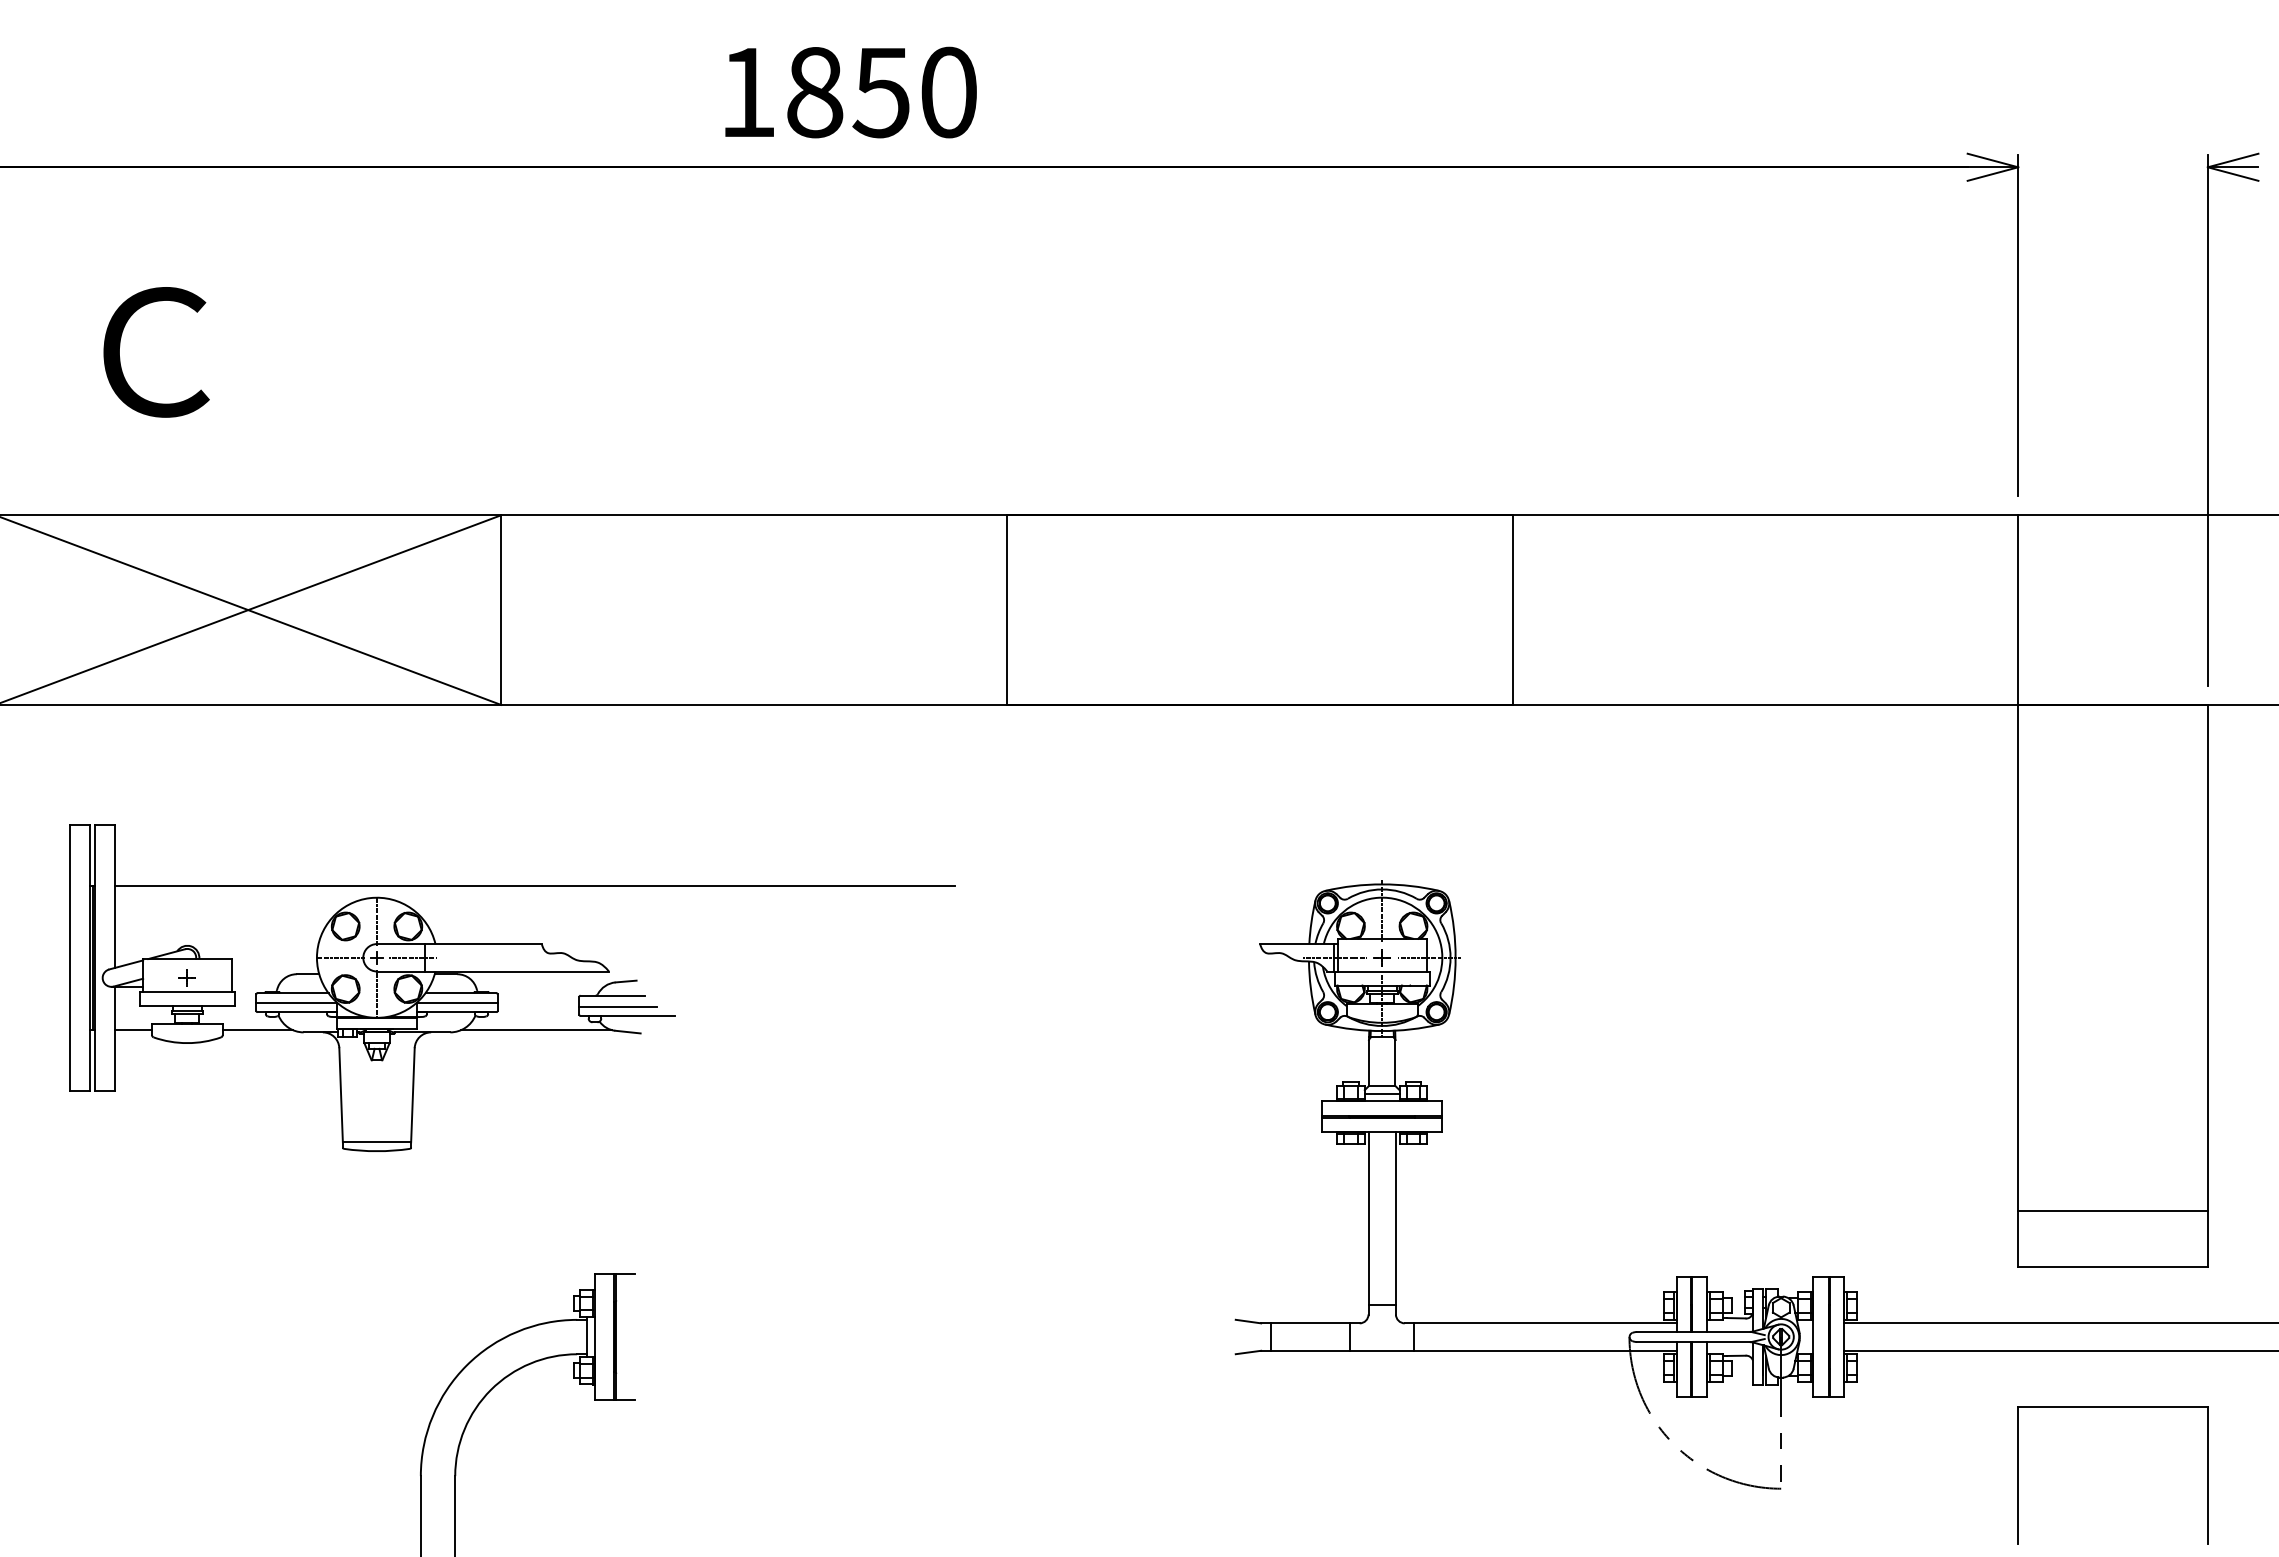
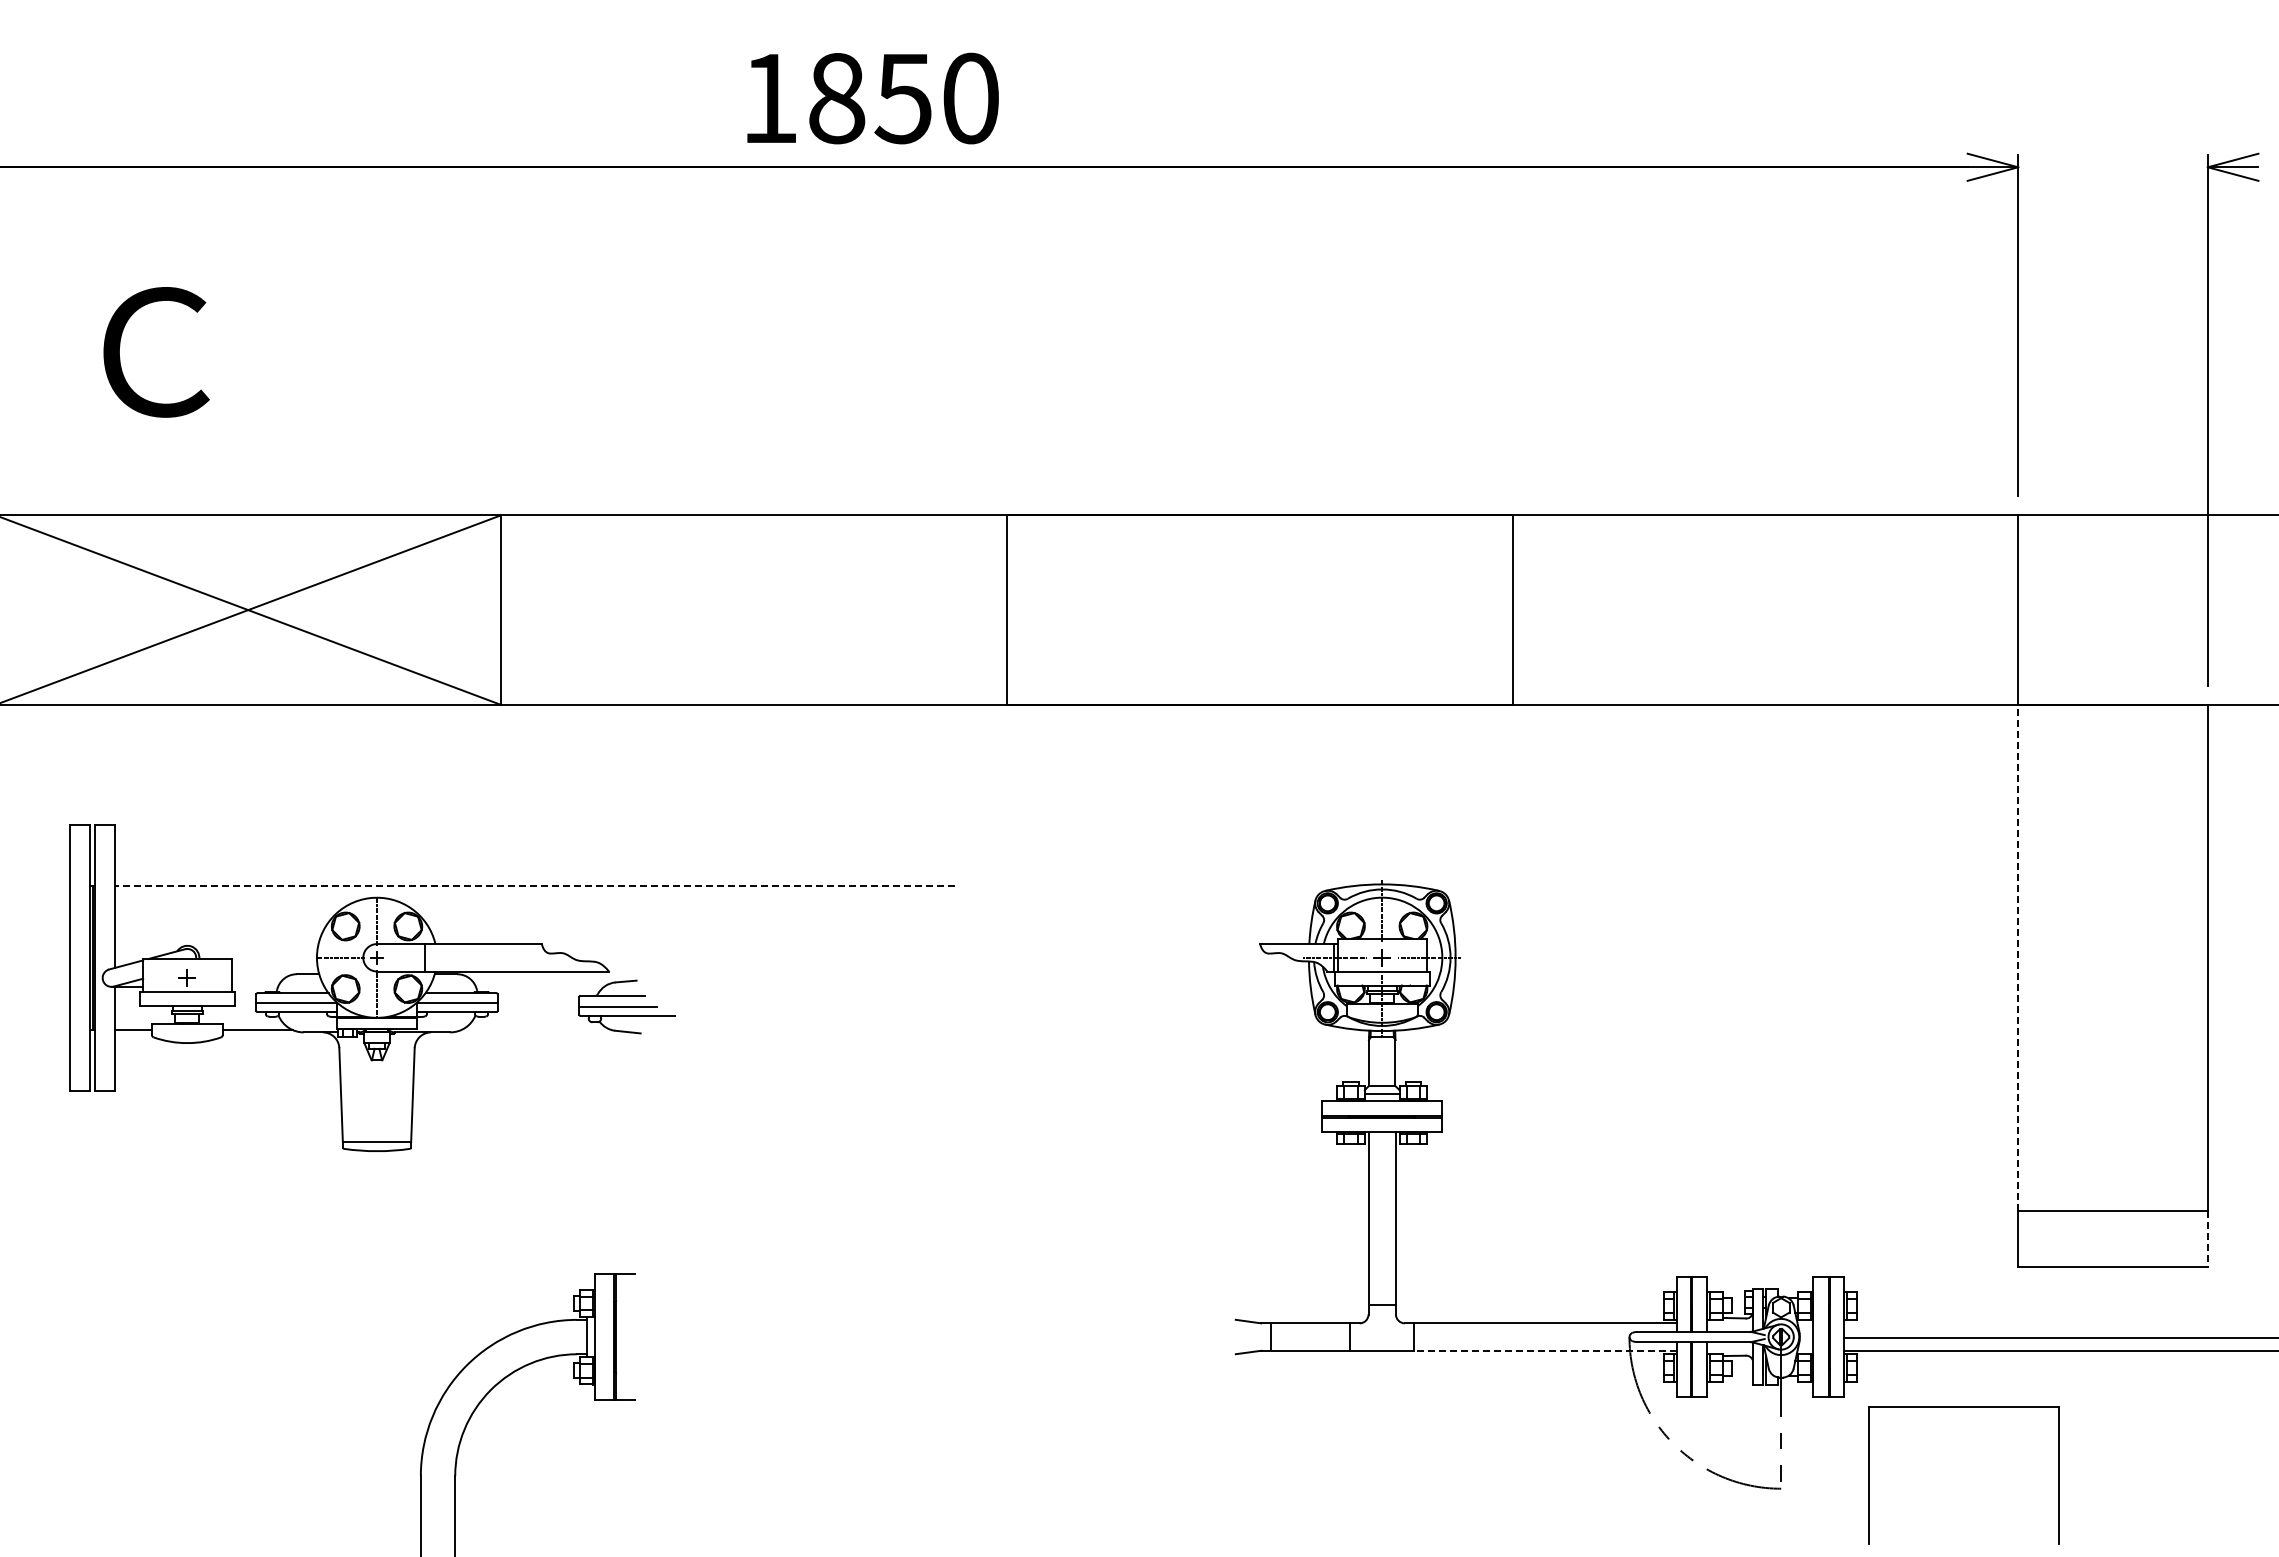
text position: (850, 92) -> (872, 98) (872, 98)
line: solid -> dashed (535, 885)
line: present -> none (413, 957)
line: solid -> dashed (2018, 957)
line: present -> none (536, 1030)
line: solid -> dashed (2207, 1239)
line position: (2059, 1323) -> (2059, 1338) (2059, 1338)
line: solid -> dashed (1545, 1350)
part position: (2112, 1407) -> (1963, 1407) (1963, 1407)
